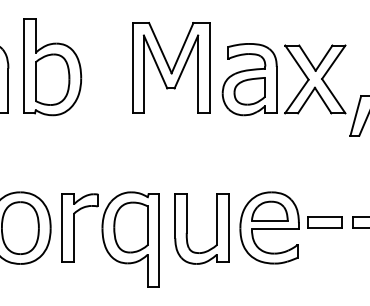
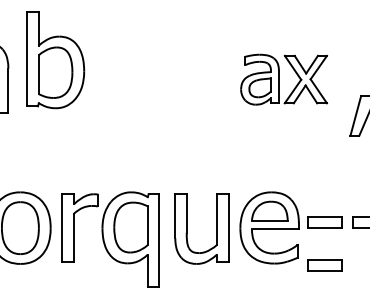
part position: (52, 67) -> (55, 60) (55, 60)
part: present -> none (171, 67)
part size: 126x74 px -> 89x53 px (284, 79)
part: none -> present (324, 265)
